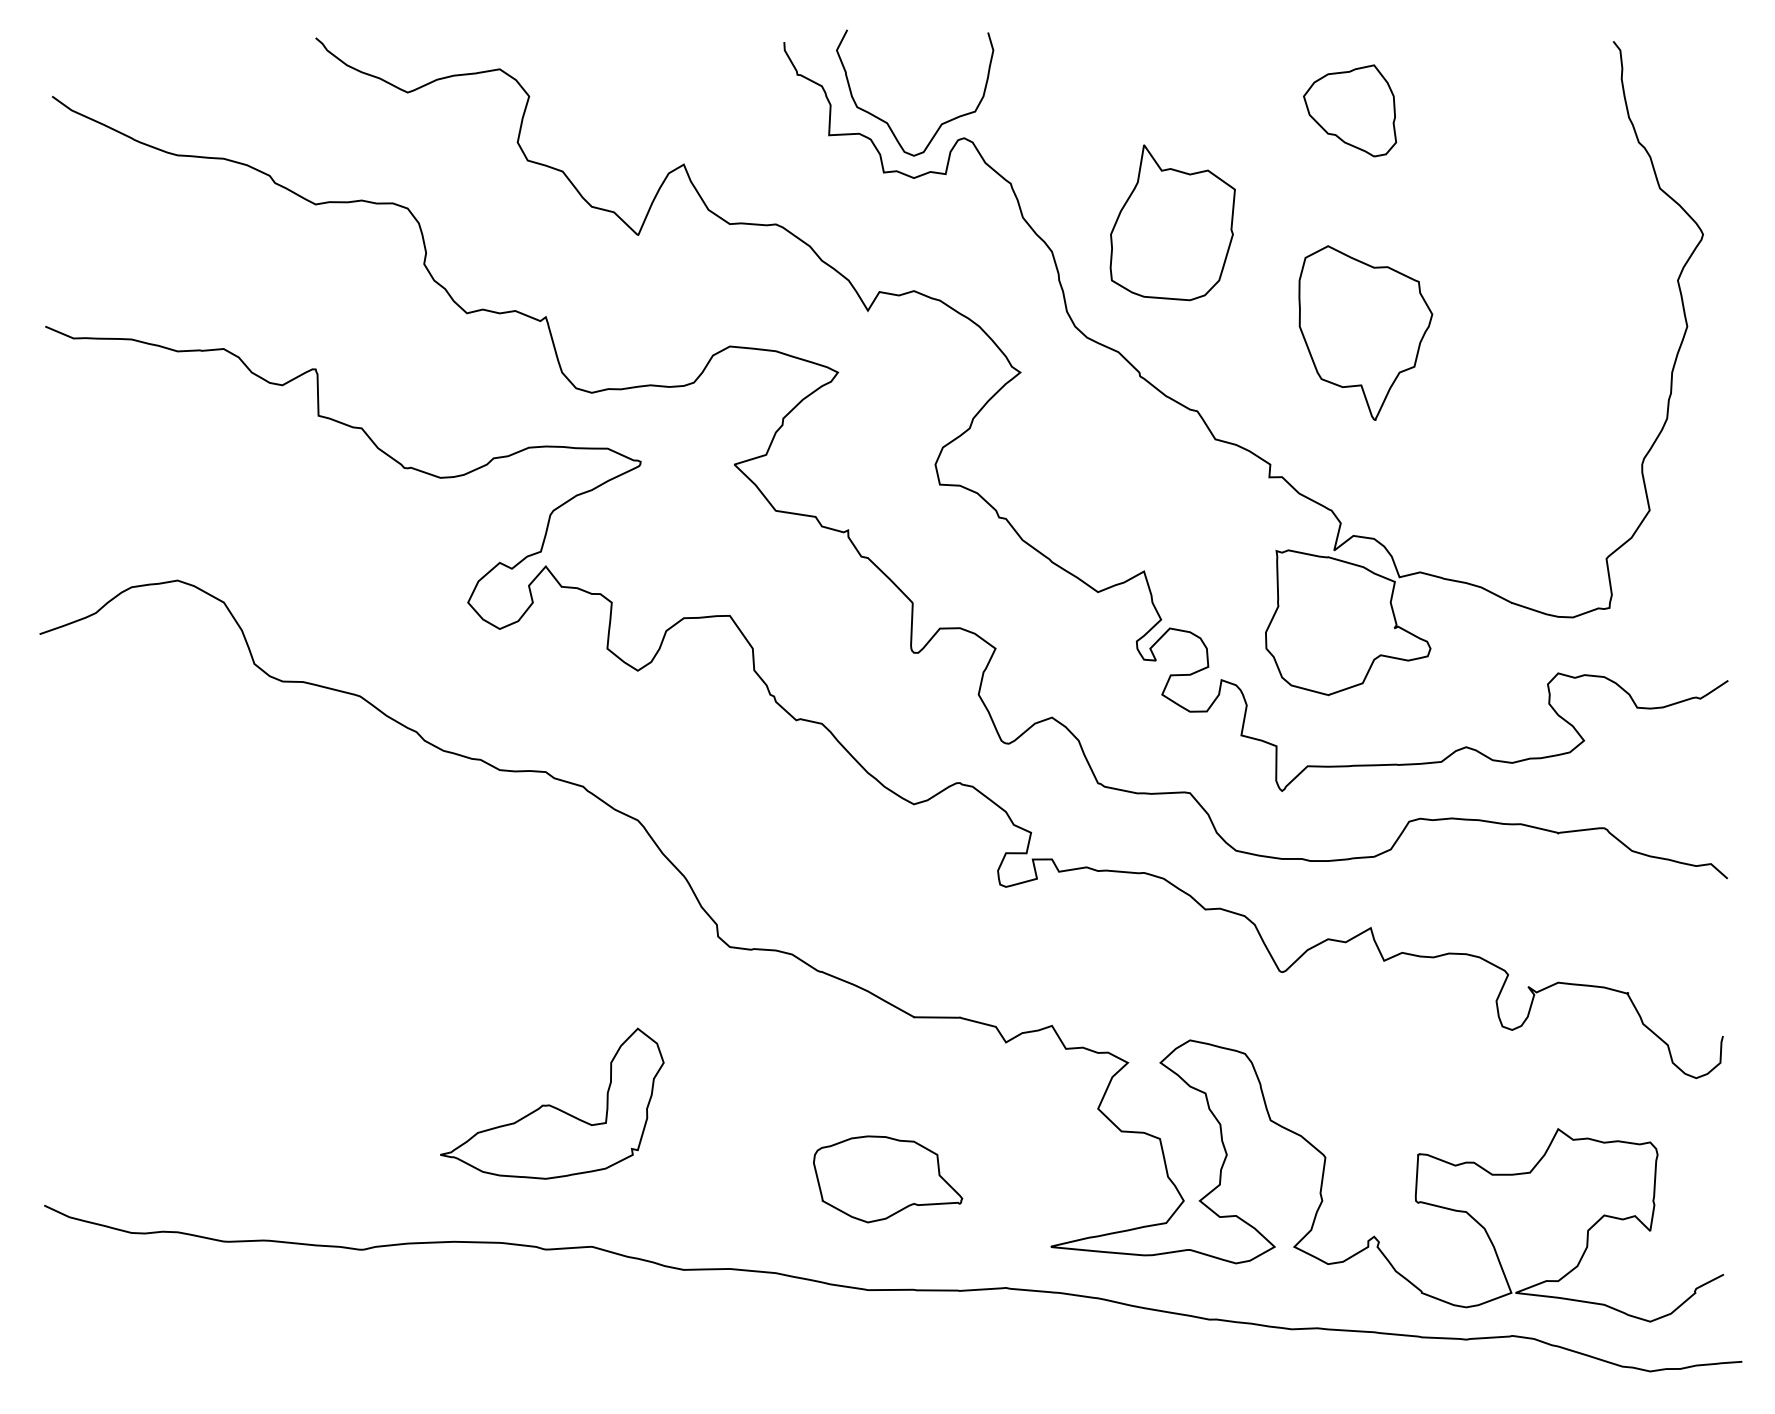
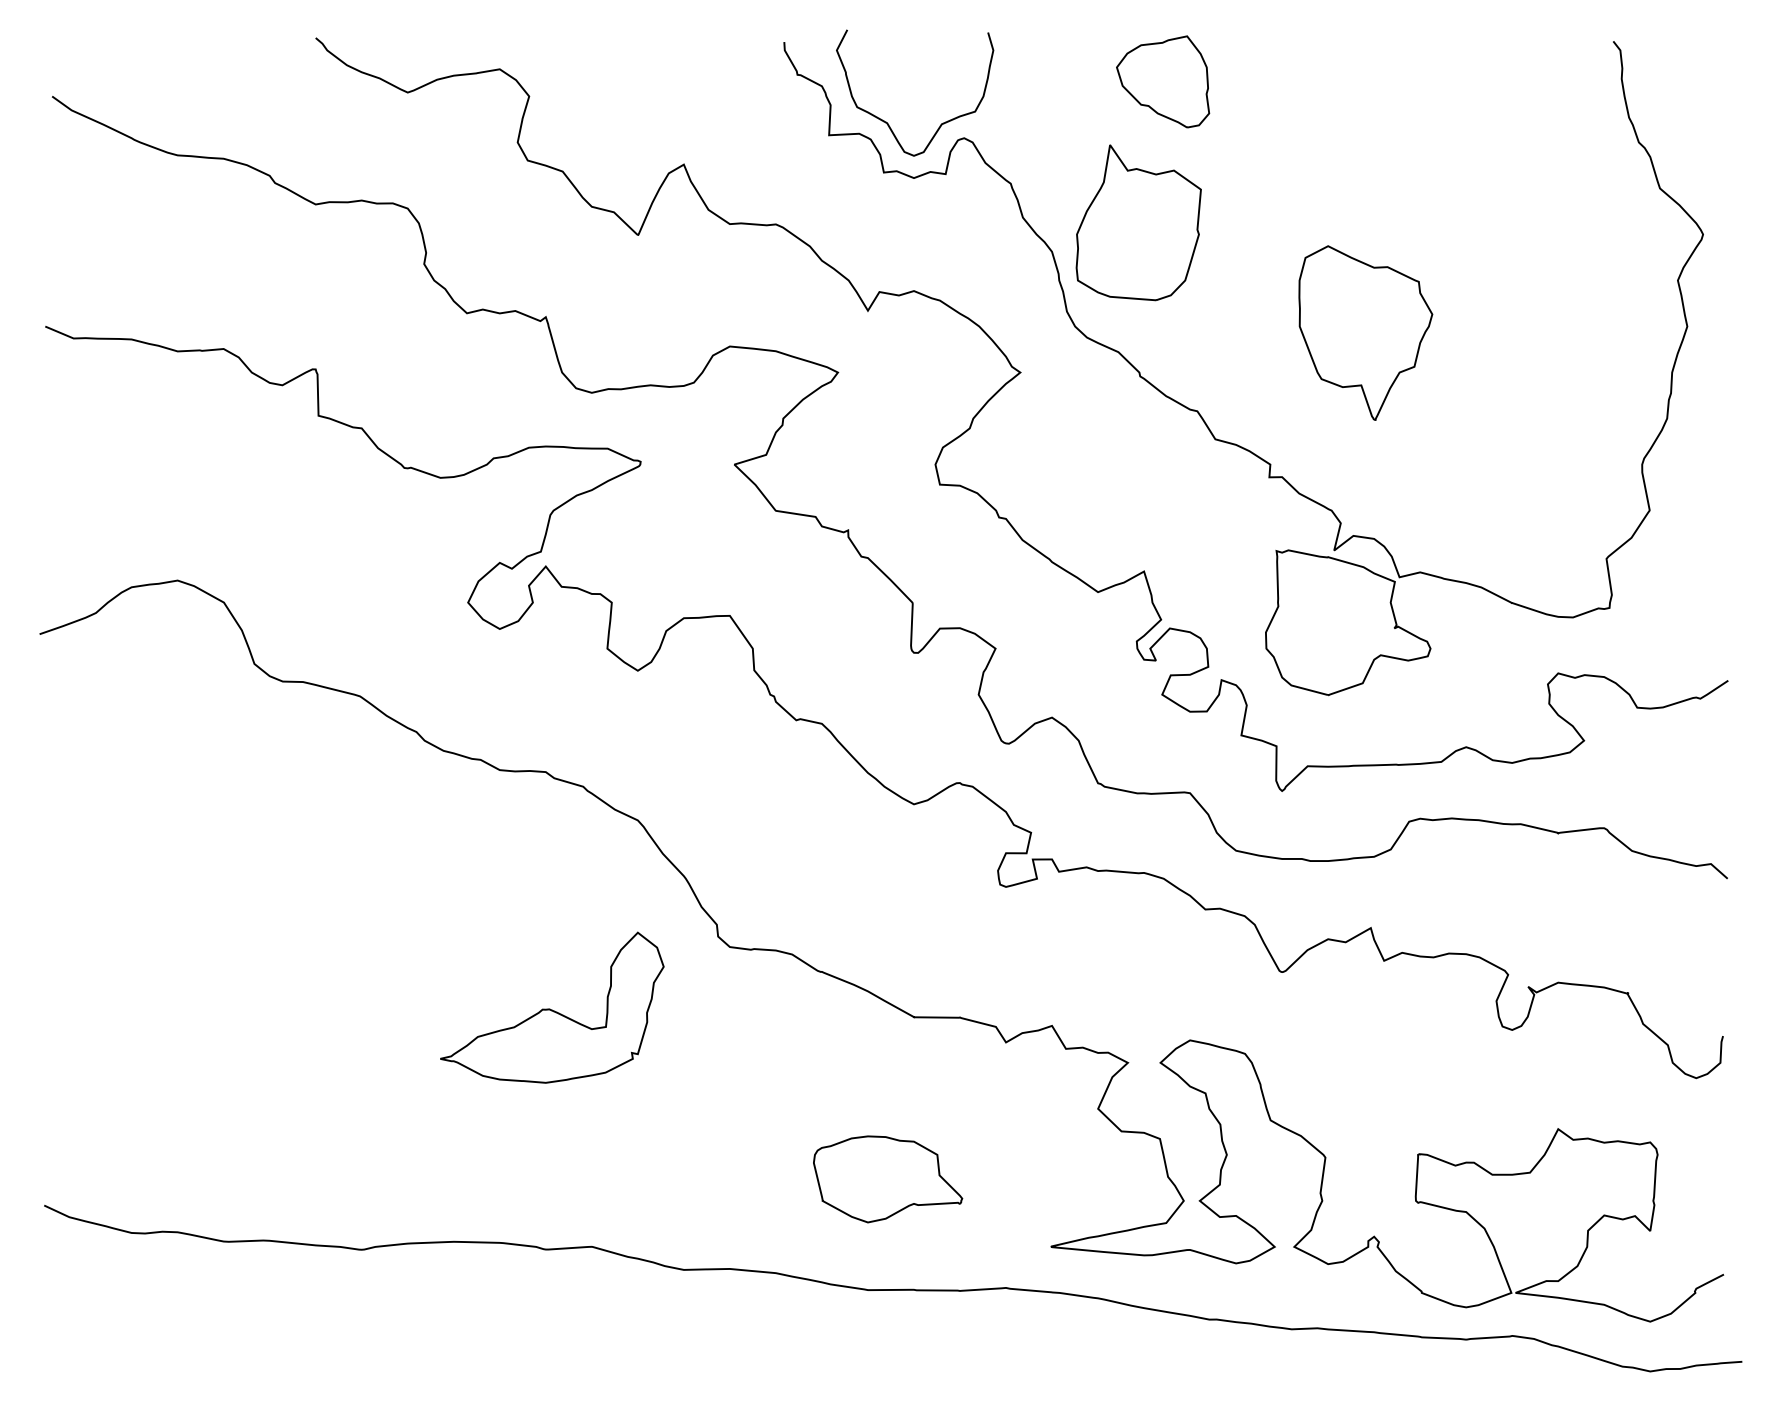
part position: (1350, 110) -> (1163, 81) (1163, 81)
part position: (1172, 222) -> (1138, 222) (1138, 222)
part position: (552, 1103) -> (552, 1007) (552, 1007)
